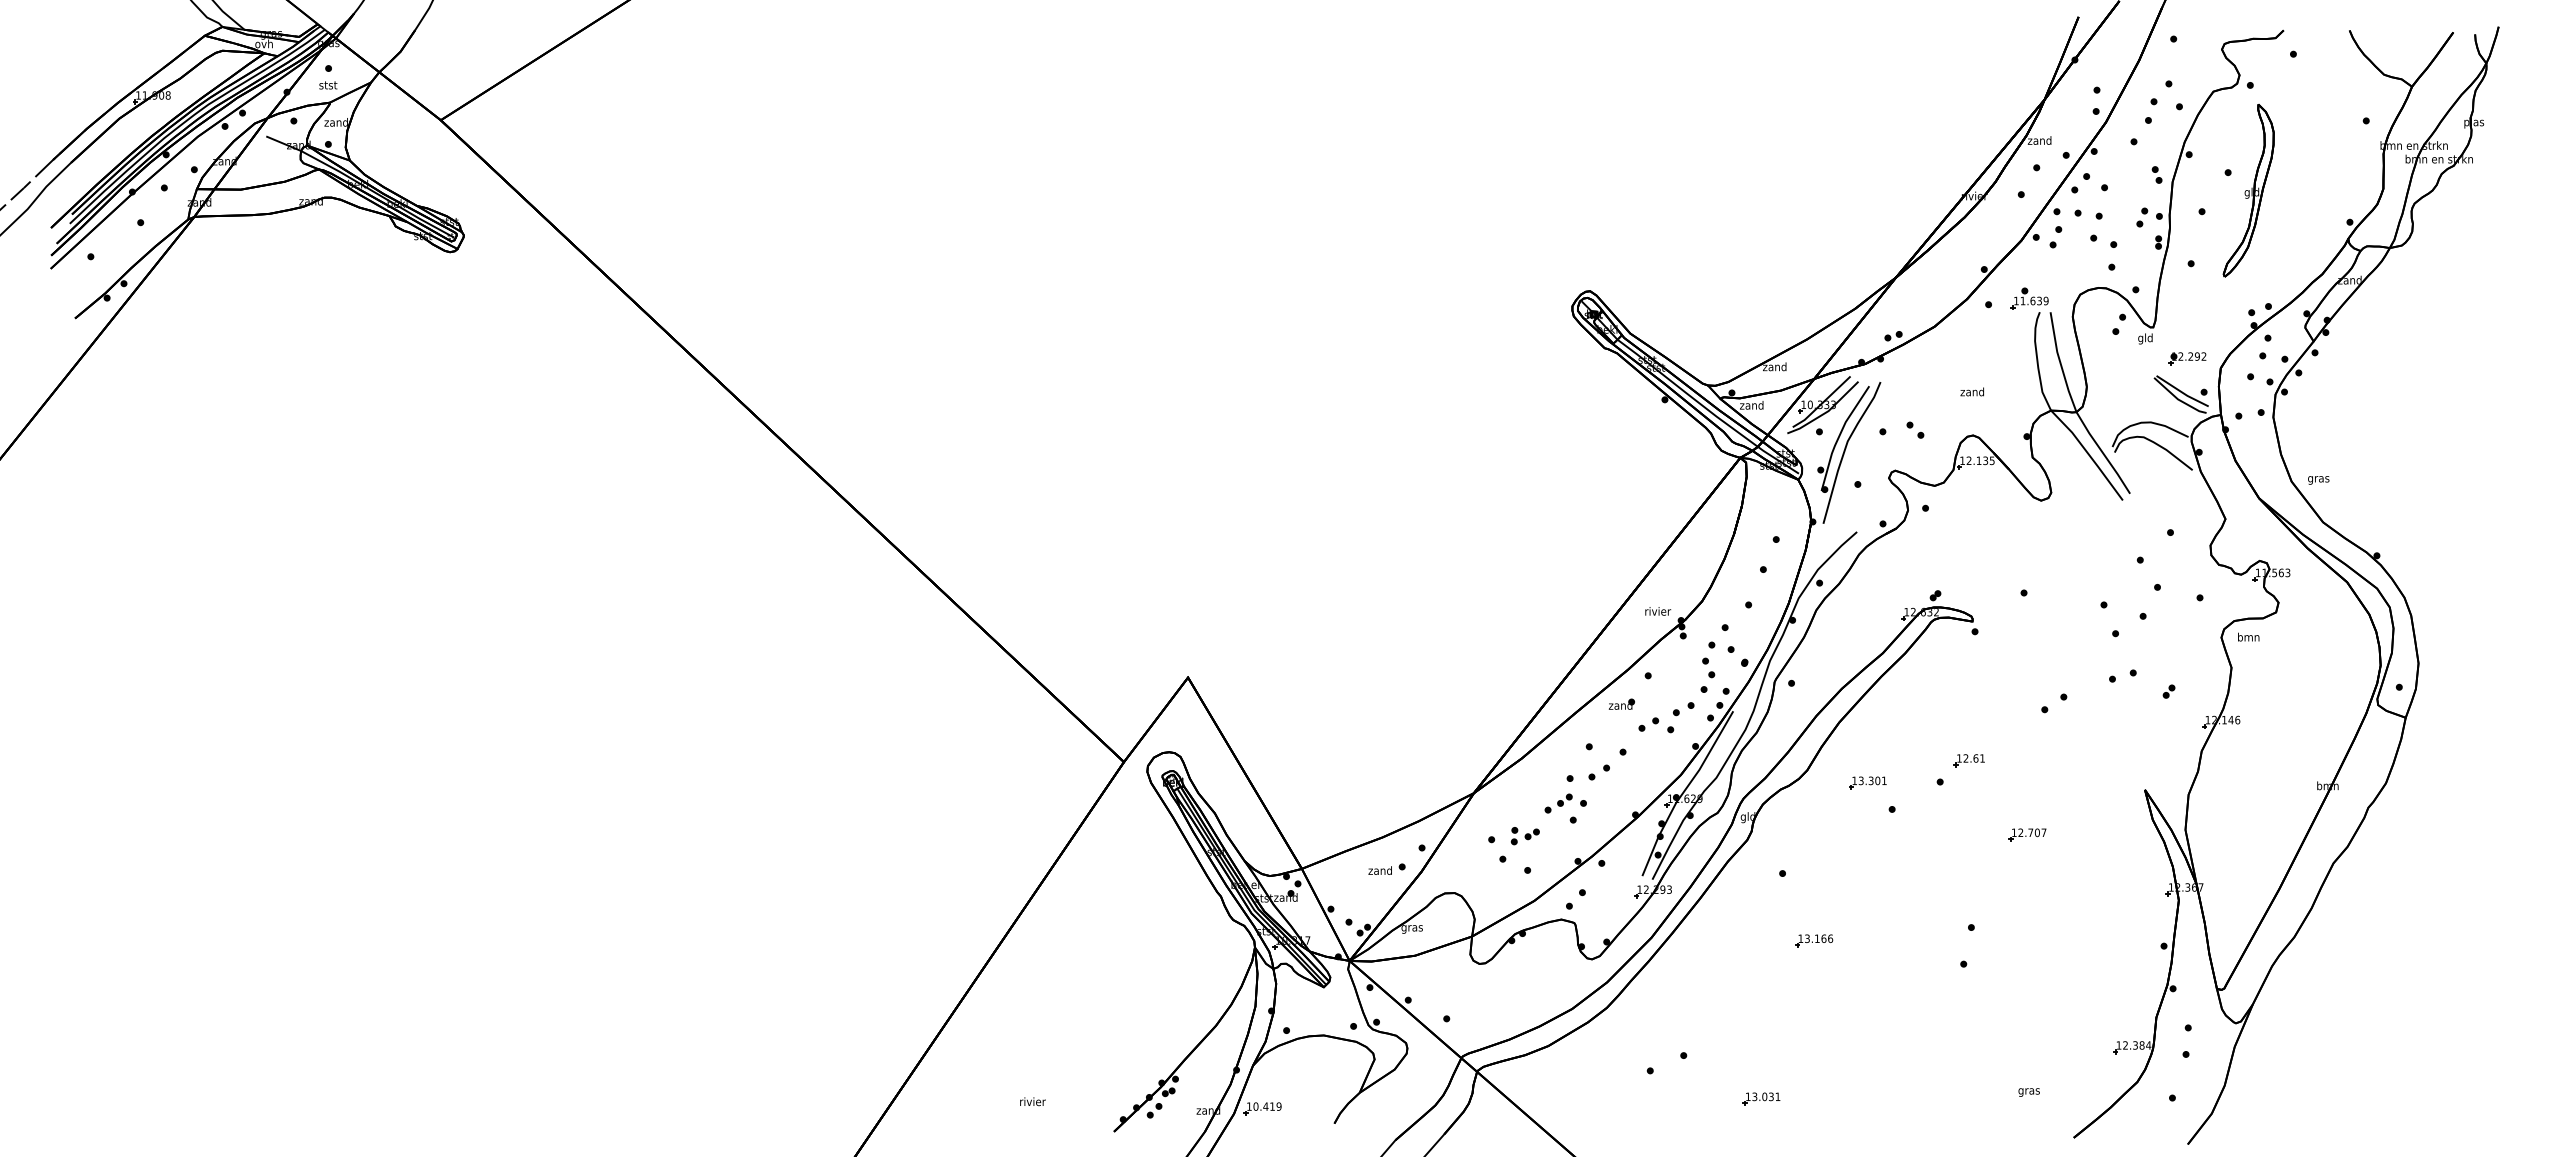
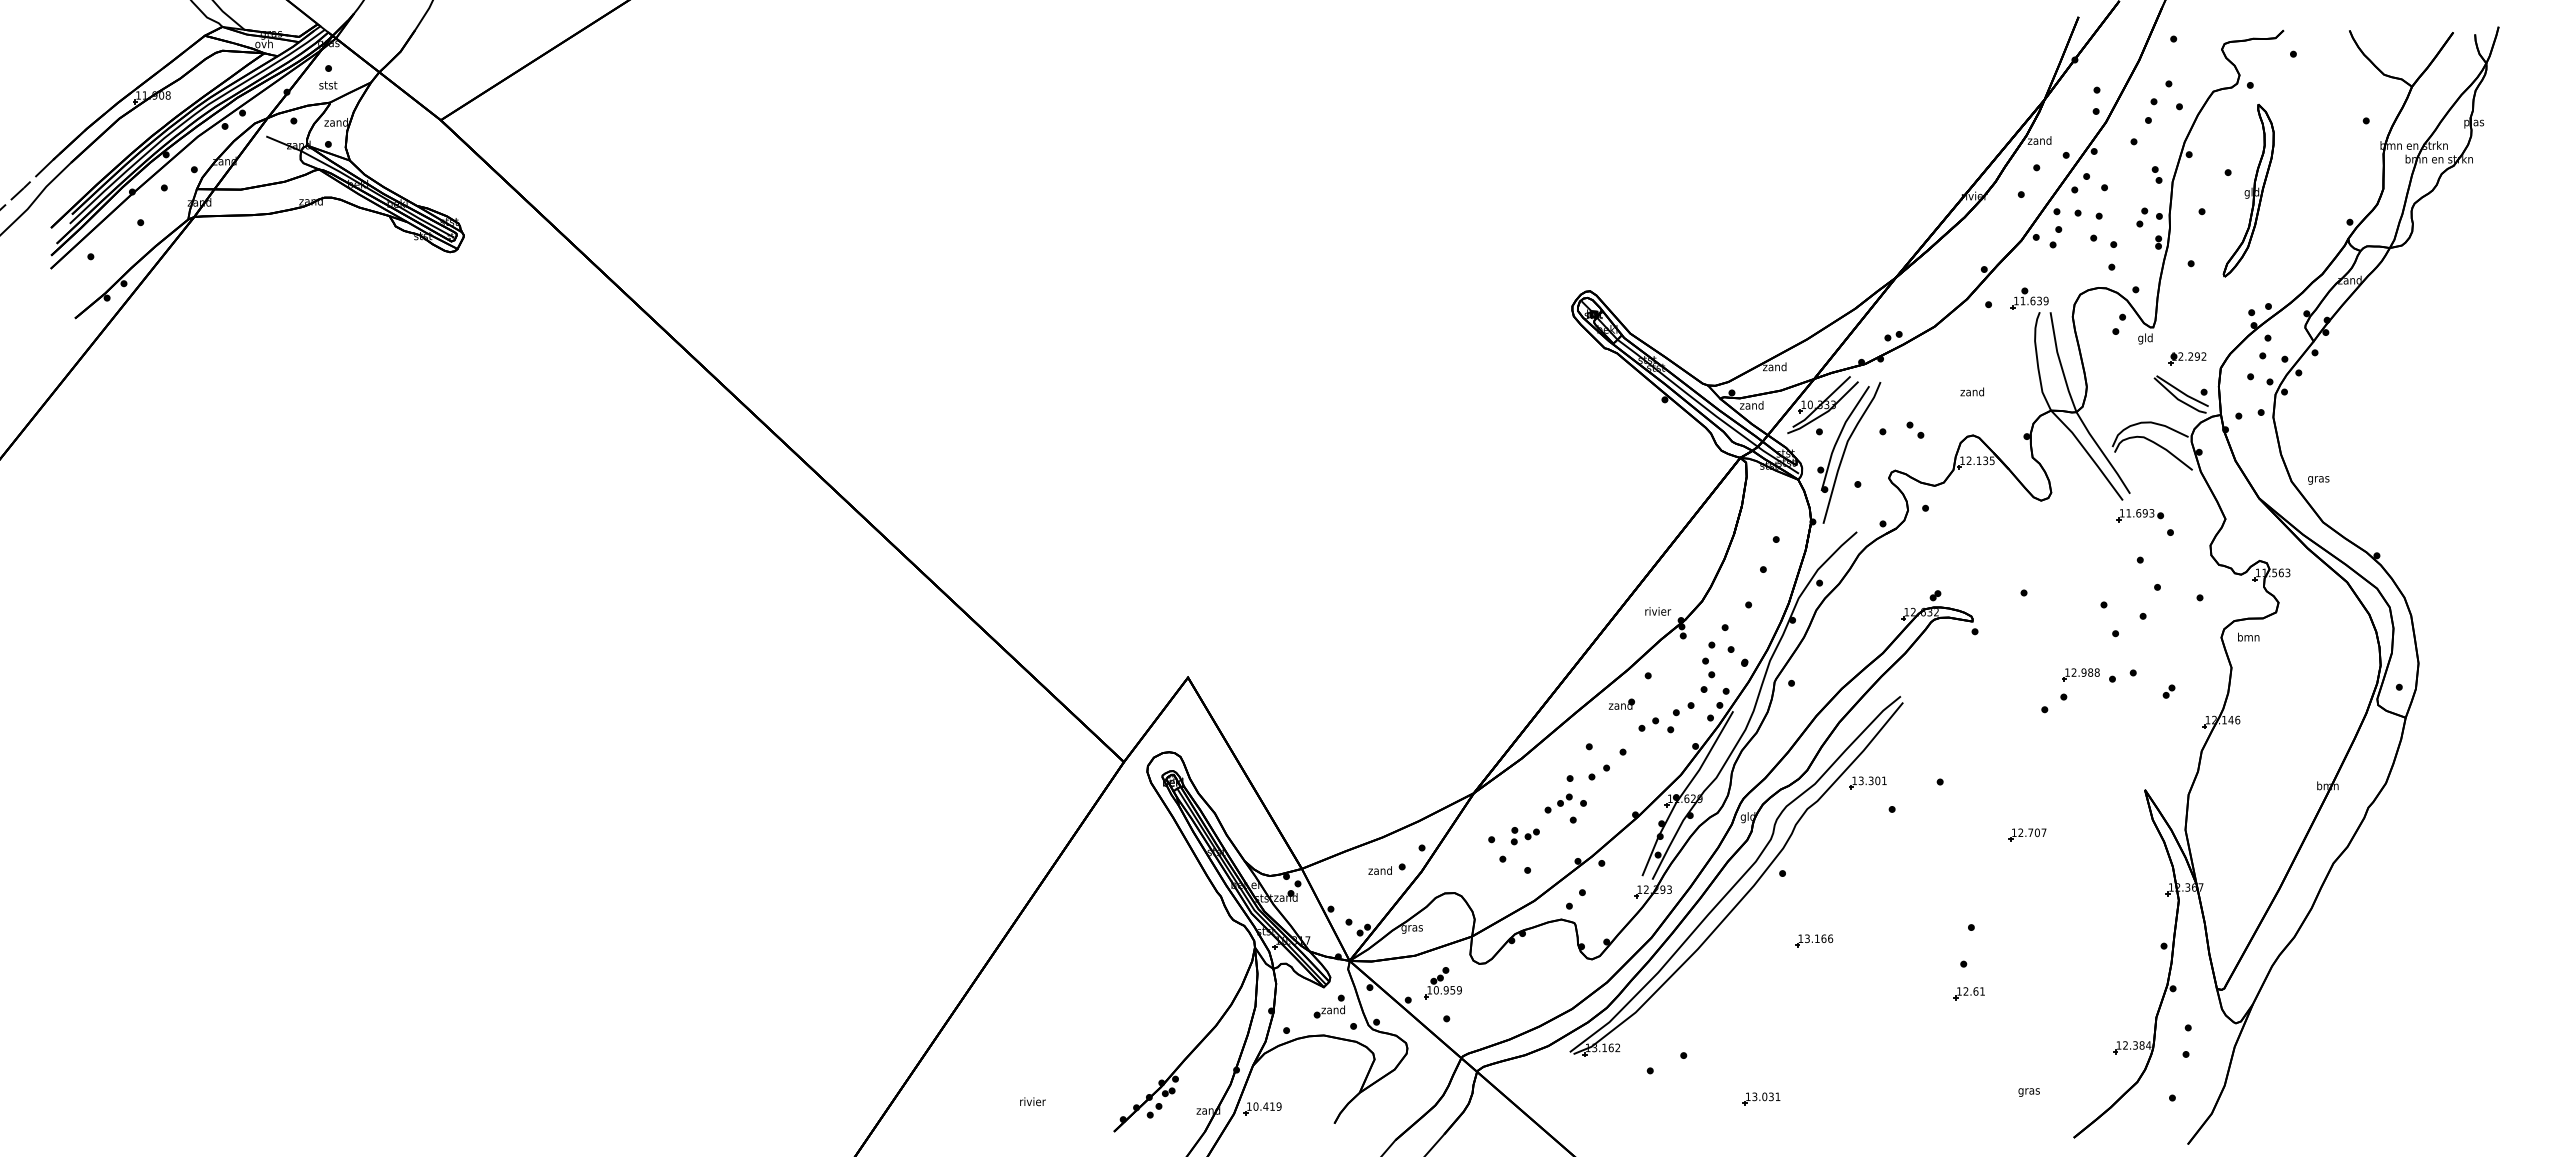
part: none -> present (2140, 515)
part: none -> present (2080, 674)
part position: (1968, 760) -> (1968, 993) (1968, 993)
part: none -> present (1736, 876)
part: none -> present (1442, 983)
part: none -> present (1328, 1006)
